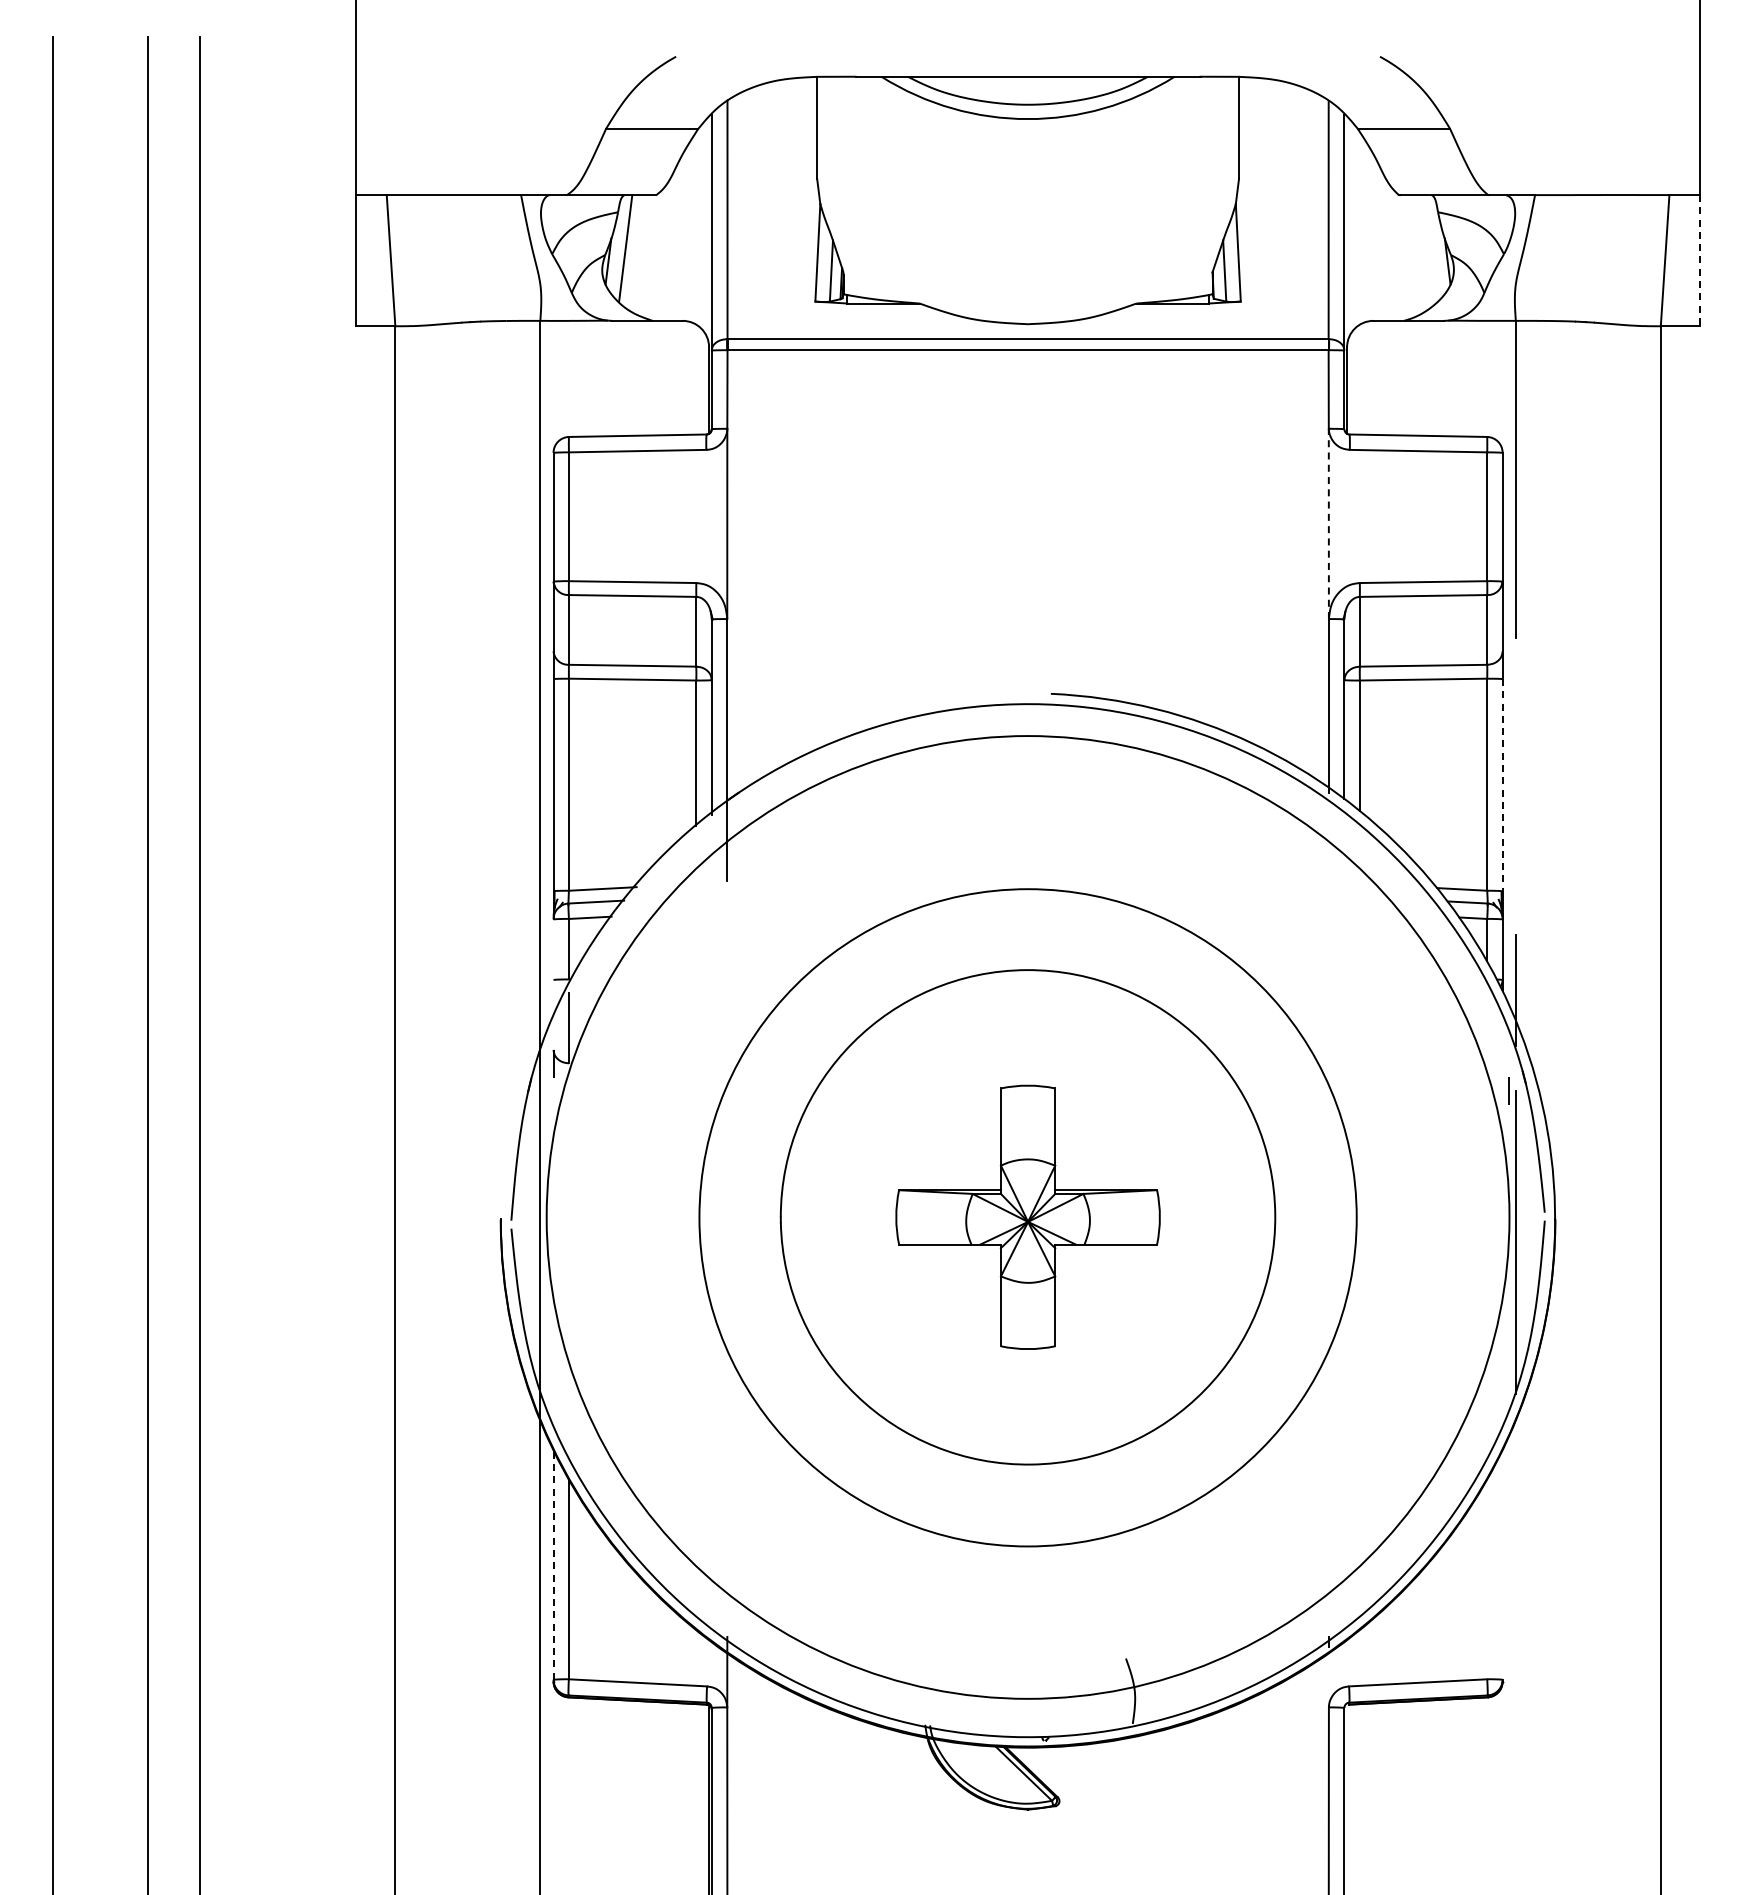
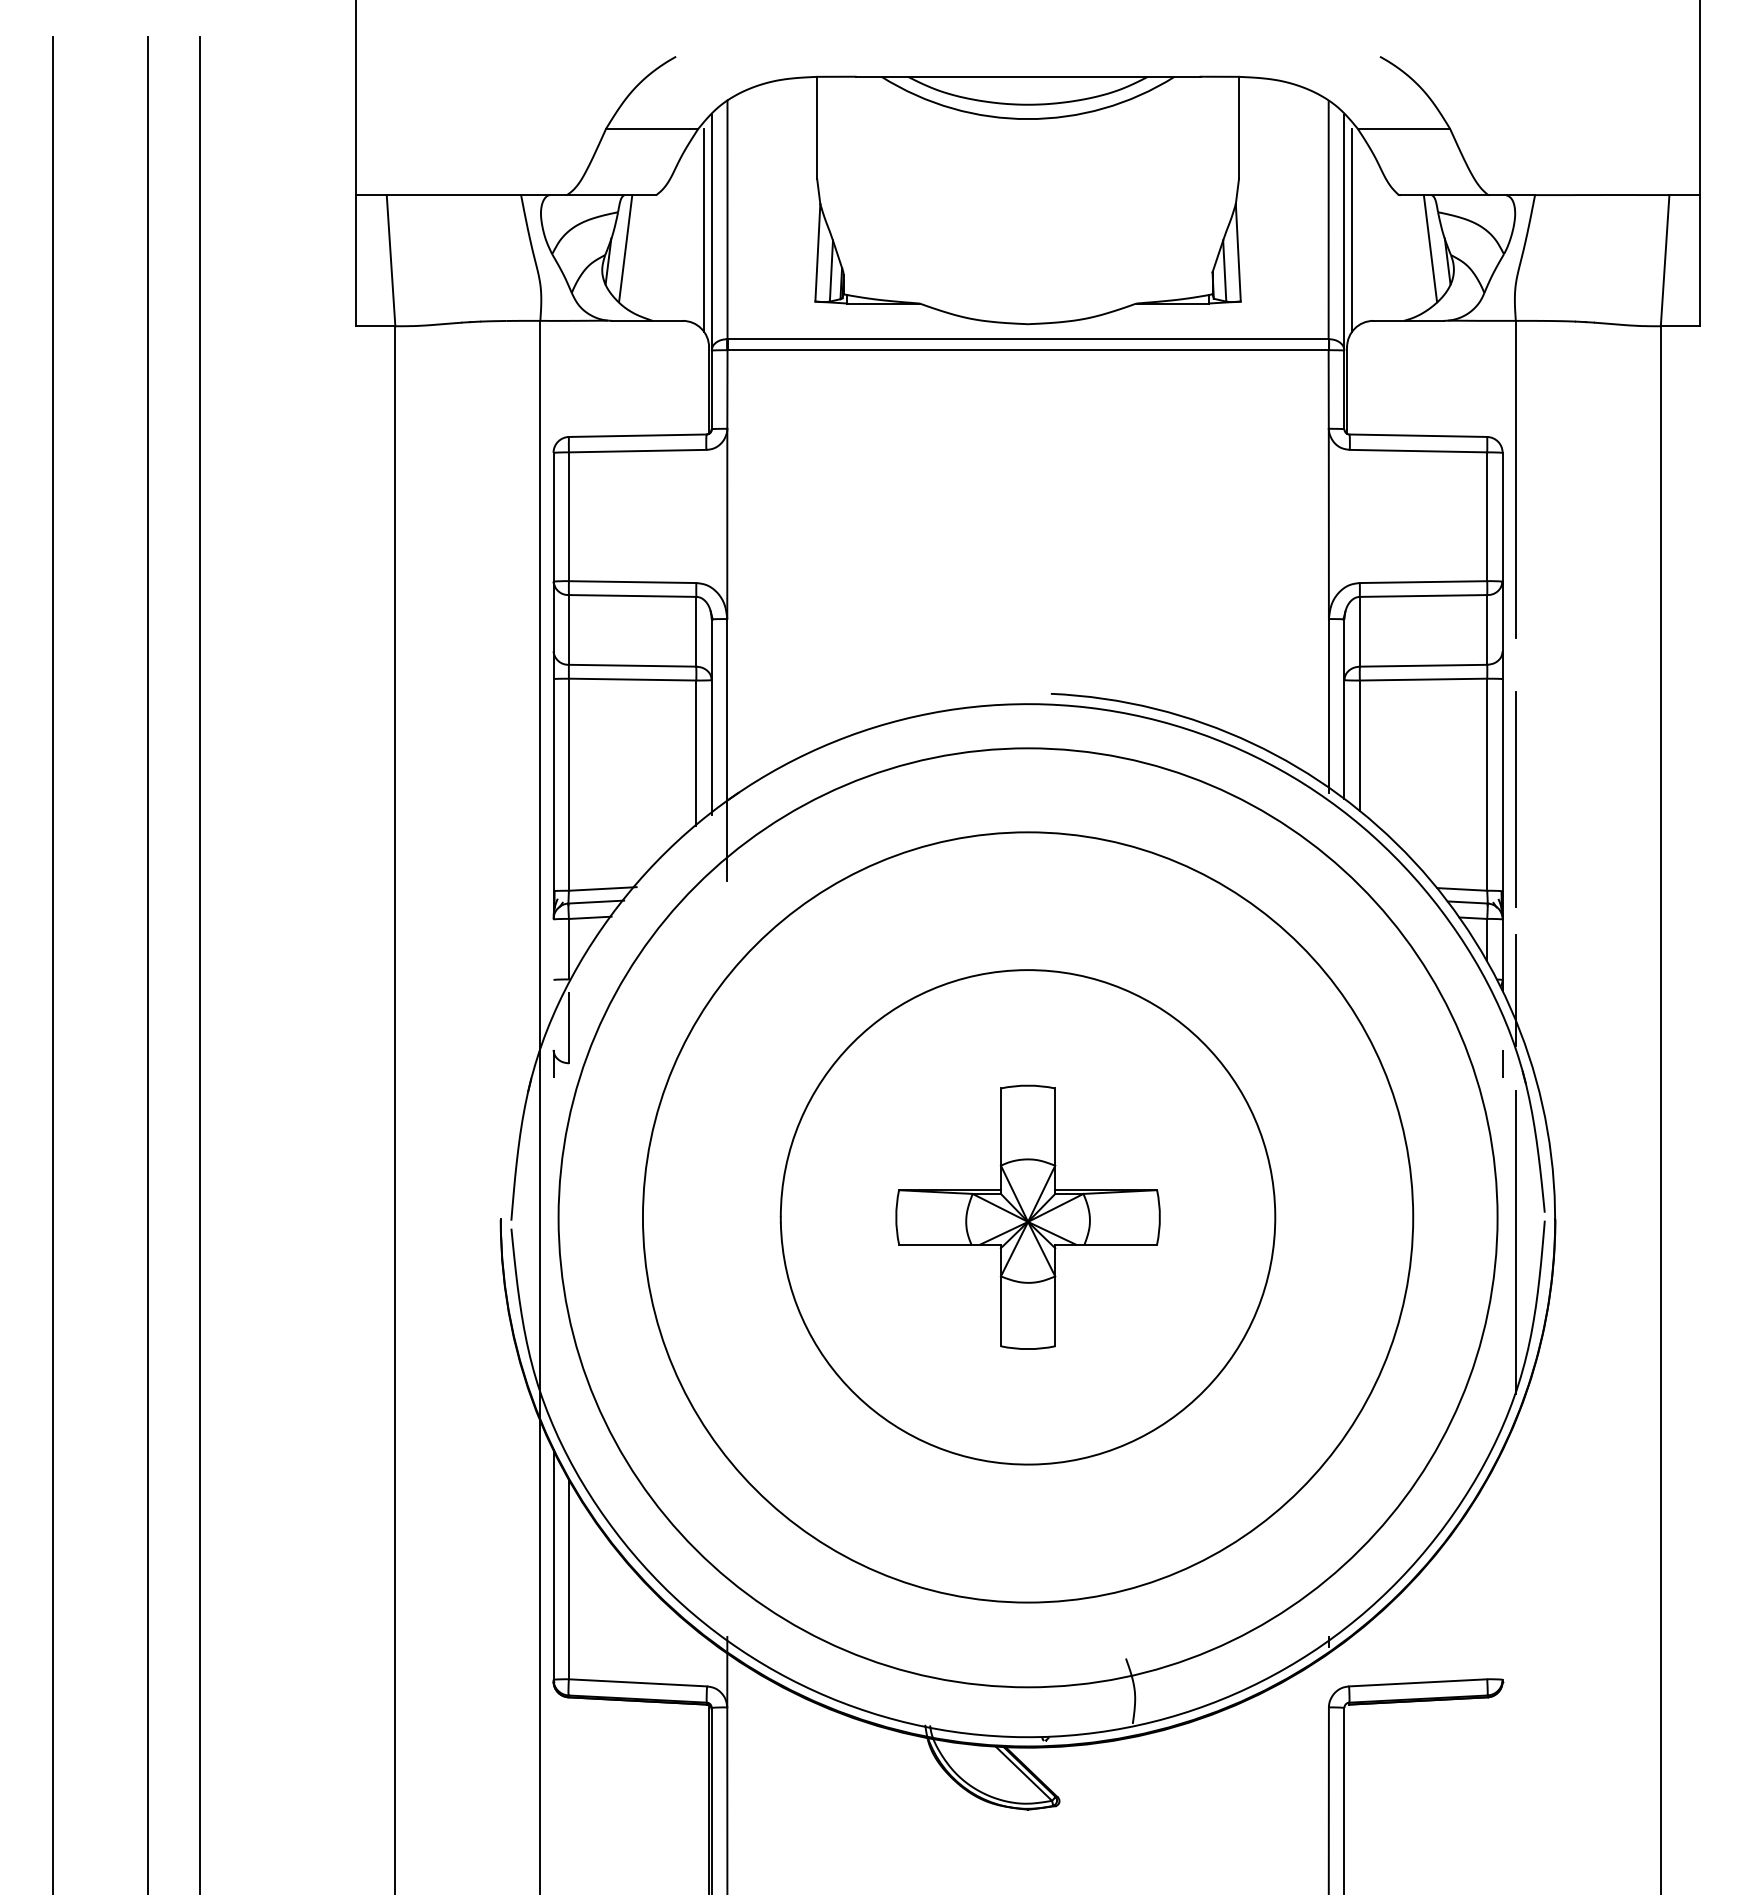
line: none -> present (703, 230)
line: none -> present (1352, 230)
line: none -> present (1430, 248)
line: dashed -> solid (1700, 260)
line: dashed -> solid (1328, 523)
line: dashed -> solid (1502, 785)
line: none -> present (1515, 799)
line position: (1508, 1090) -> (1502, 1063) (1502, 1063)
circle diameter: 657 px -> 939 px (1027, 1217)
circle diameter: 963 px -> 770 px (1027, 1217)
line: dashed -> solid (553, 1564)
